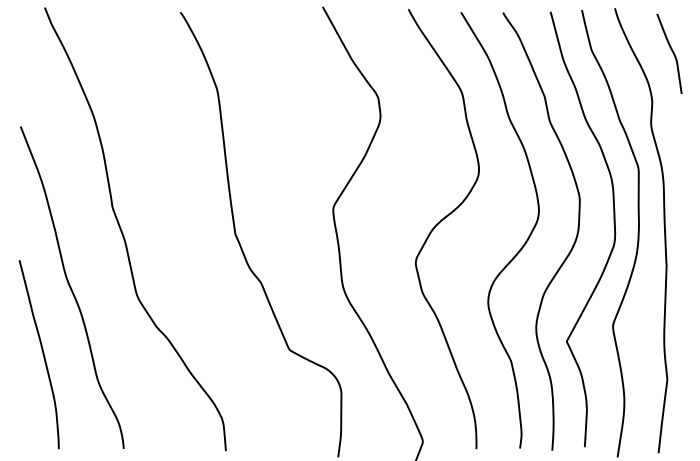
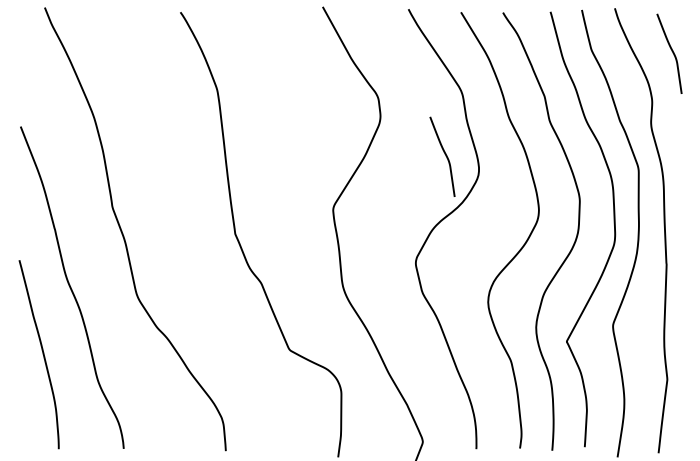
curve: none -> present (444, 154)
